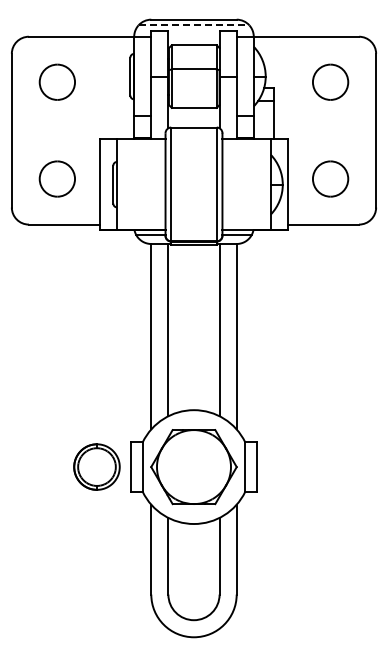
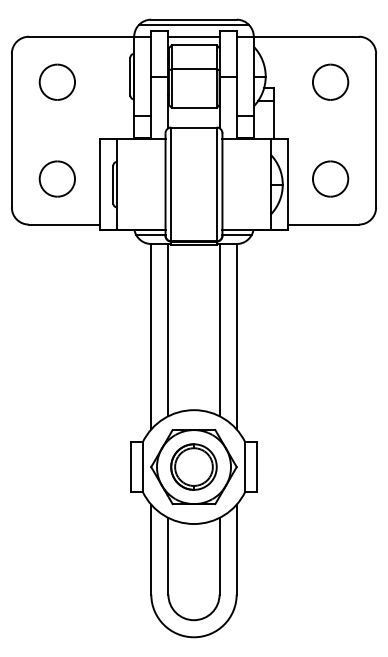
line: dashed -> solid (194, 25)
line: none -> present (193, 36)
part position: (96, 466) -> (193, 466) (193, 466)
